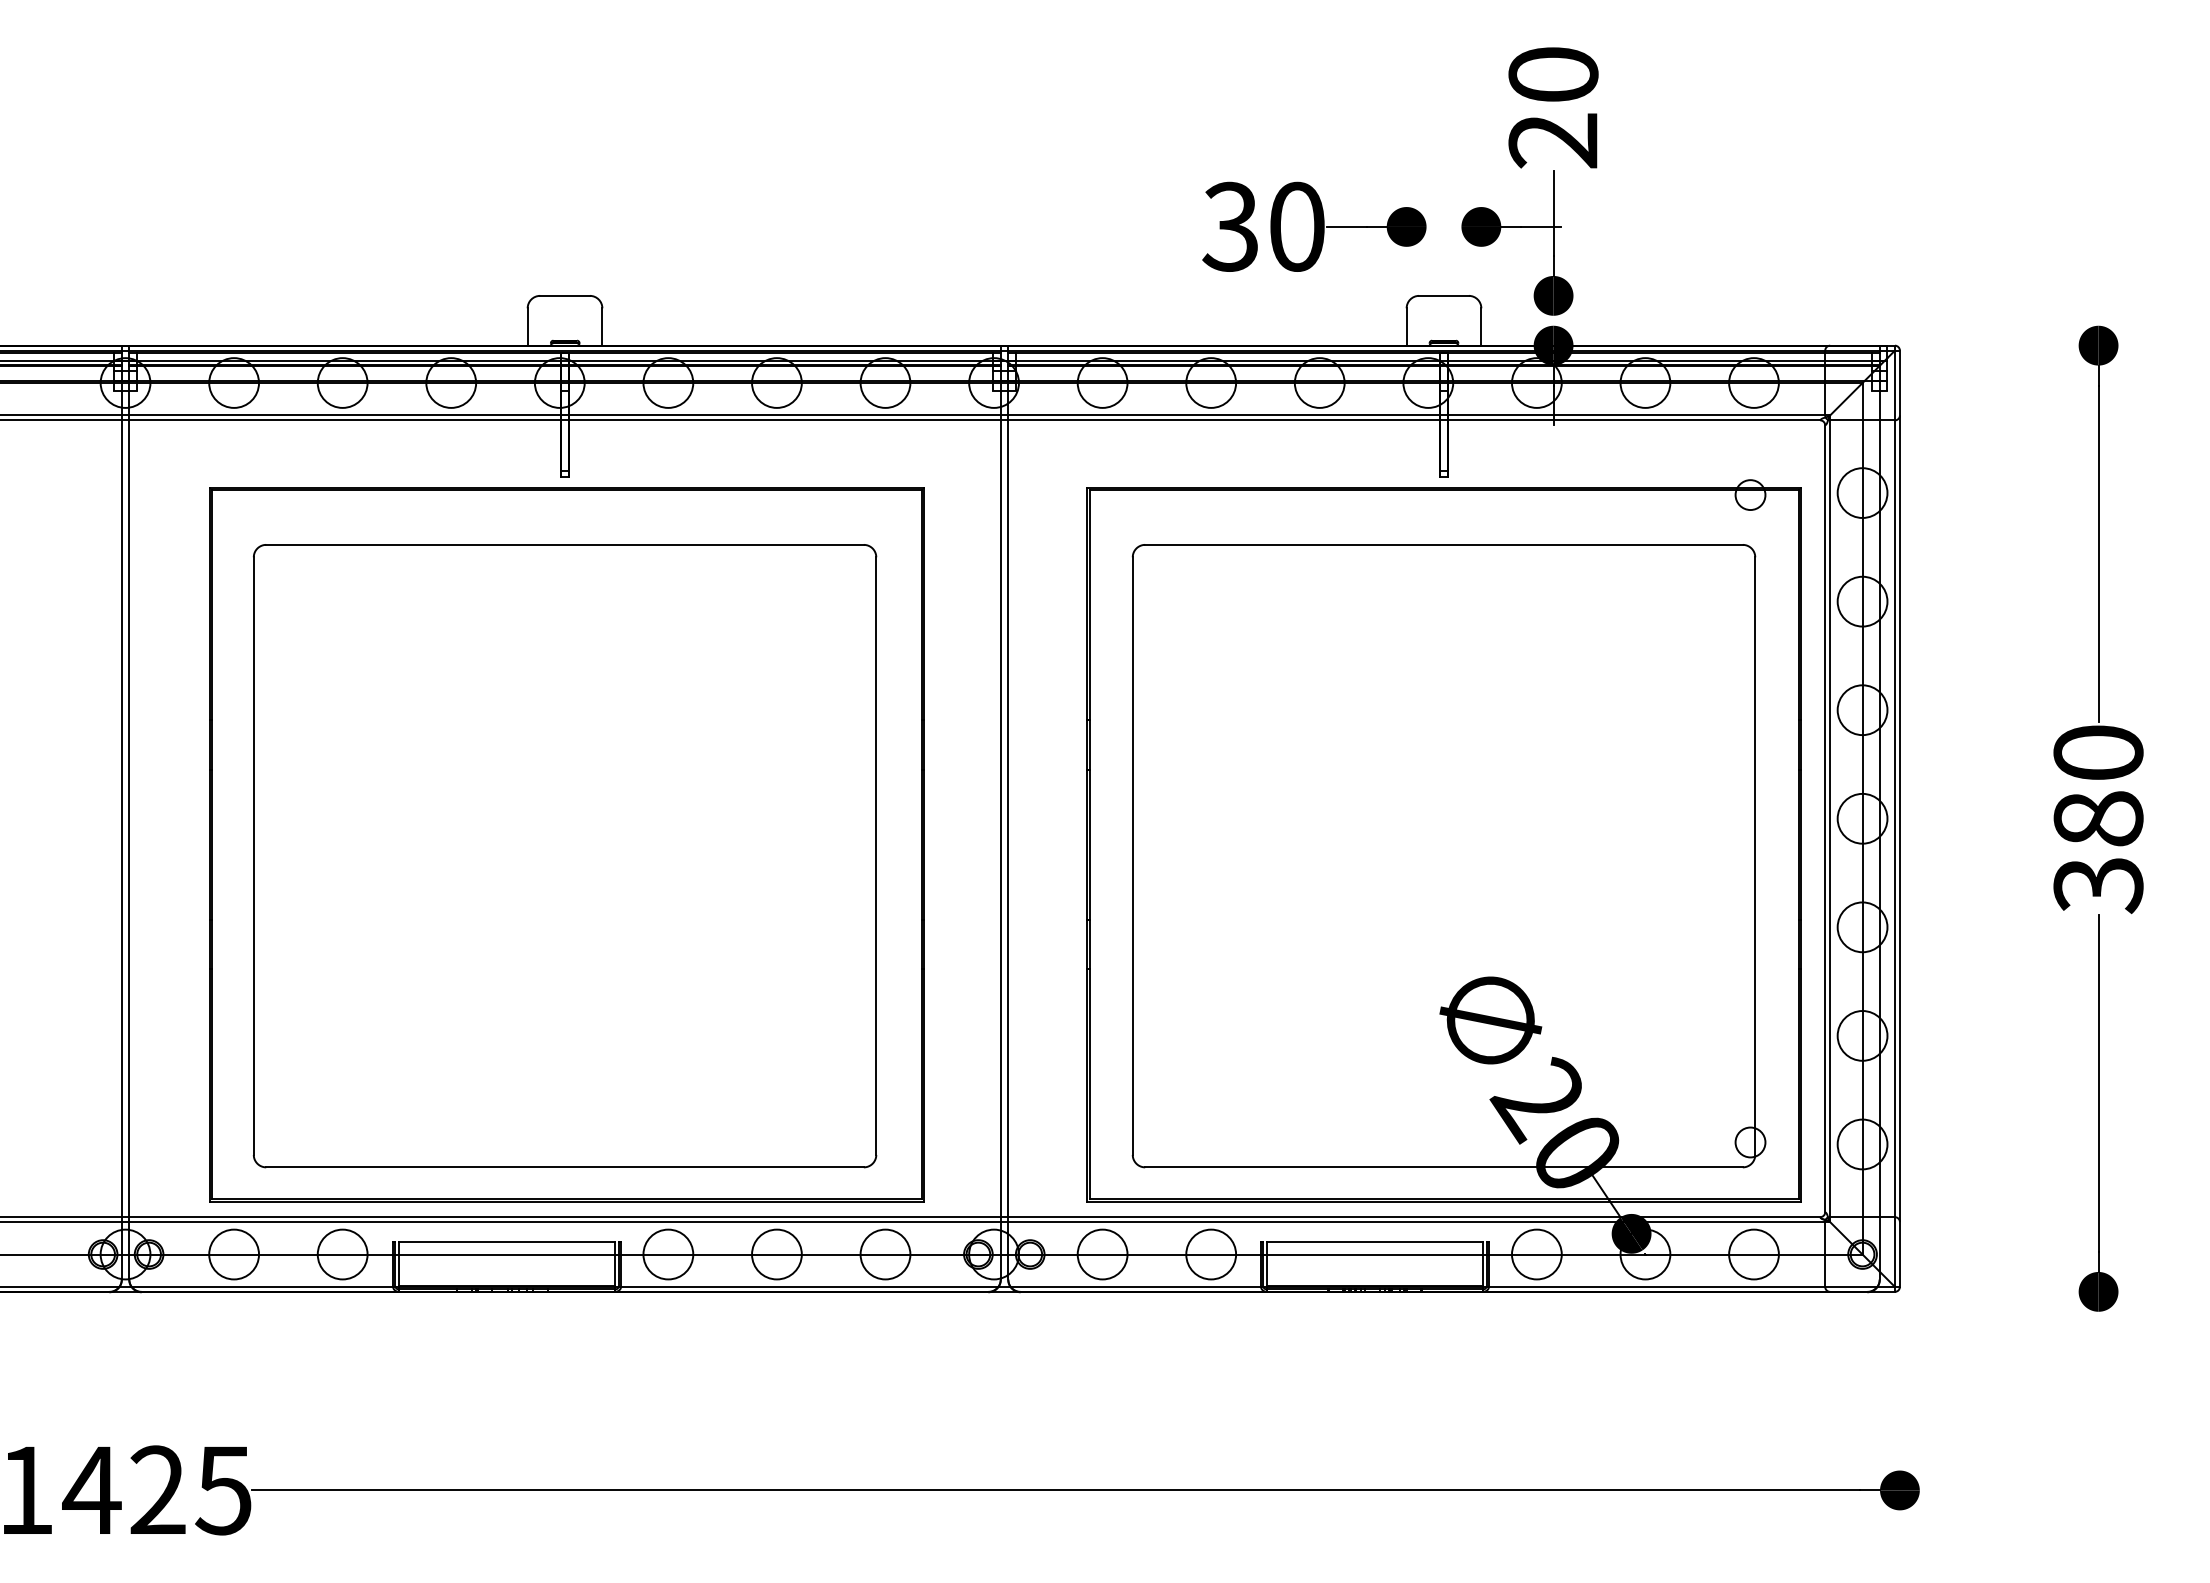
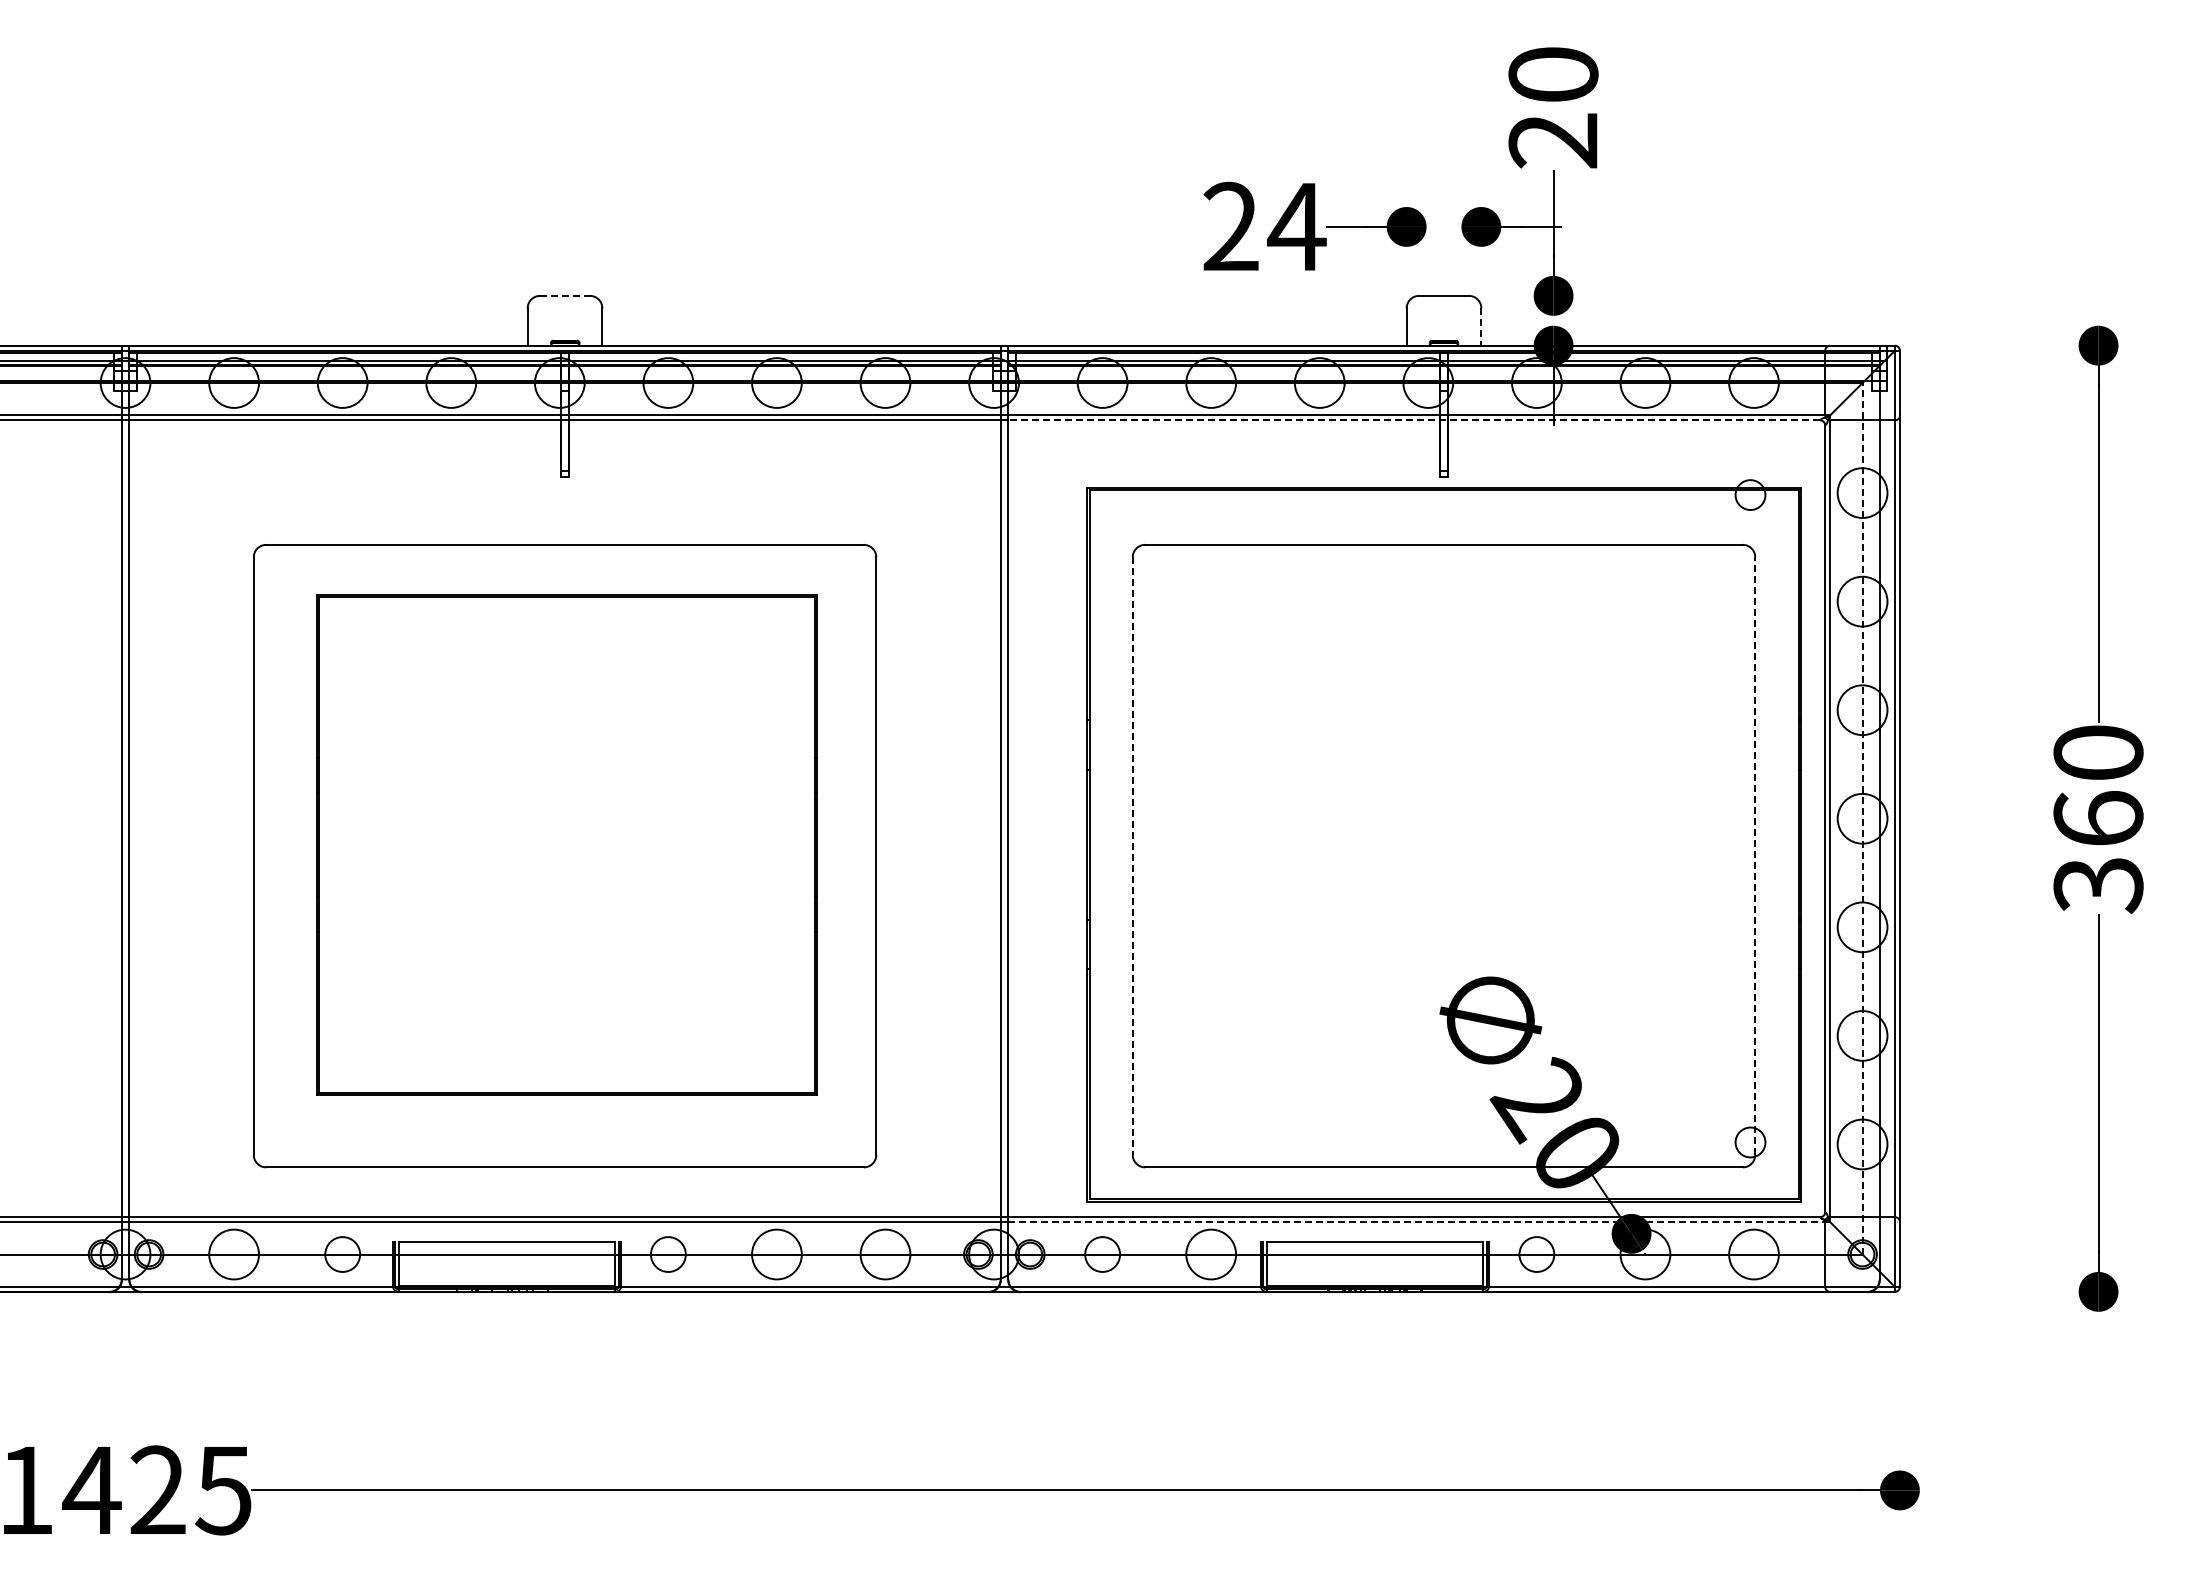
text: 30 -> 24 (1264, 226)
line: solid -> dashed (565, 295)
line: solid -> dashed (1481, 327)
line: solid -> dashed (1414, 420)
line: solid -> dashed (1862, 818)
text: 380 -> 360 (2098, 818)
part size: 716x716 px -> 502x502 px (566, 844)
line: solid -> dashed (1132, 856)
line: solid -> dashed (1755, 856)
line: solid -> dashed (1419, 1222)
circle diameter: 50 px -> 35 px (342, 1254)
circle diameter: 50 px -> 35 px (667, 1254)
circle diameter: 50 px -> 35 px (1102, 1254)
circle diameter: 50 px -> 35 px (1536, 1254)
